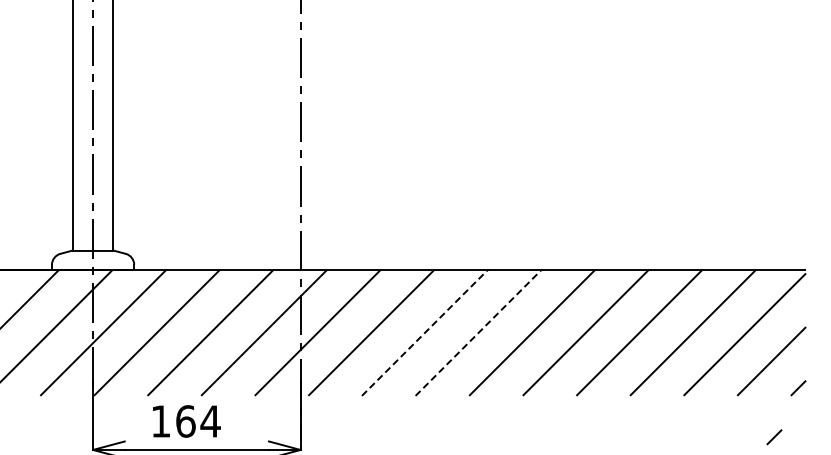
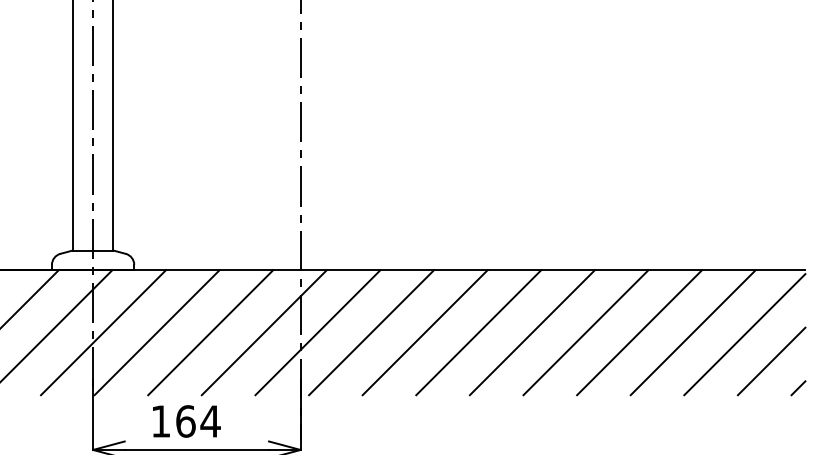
line: dashed -> solid (425, 332)
line: dashed -> solid (479, 332)
line: present -> none (774, 437)
